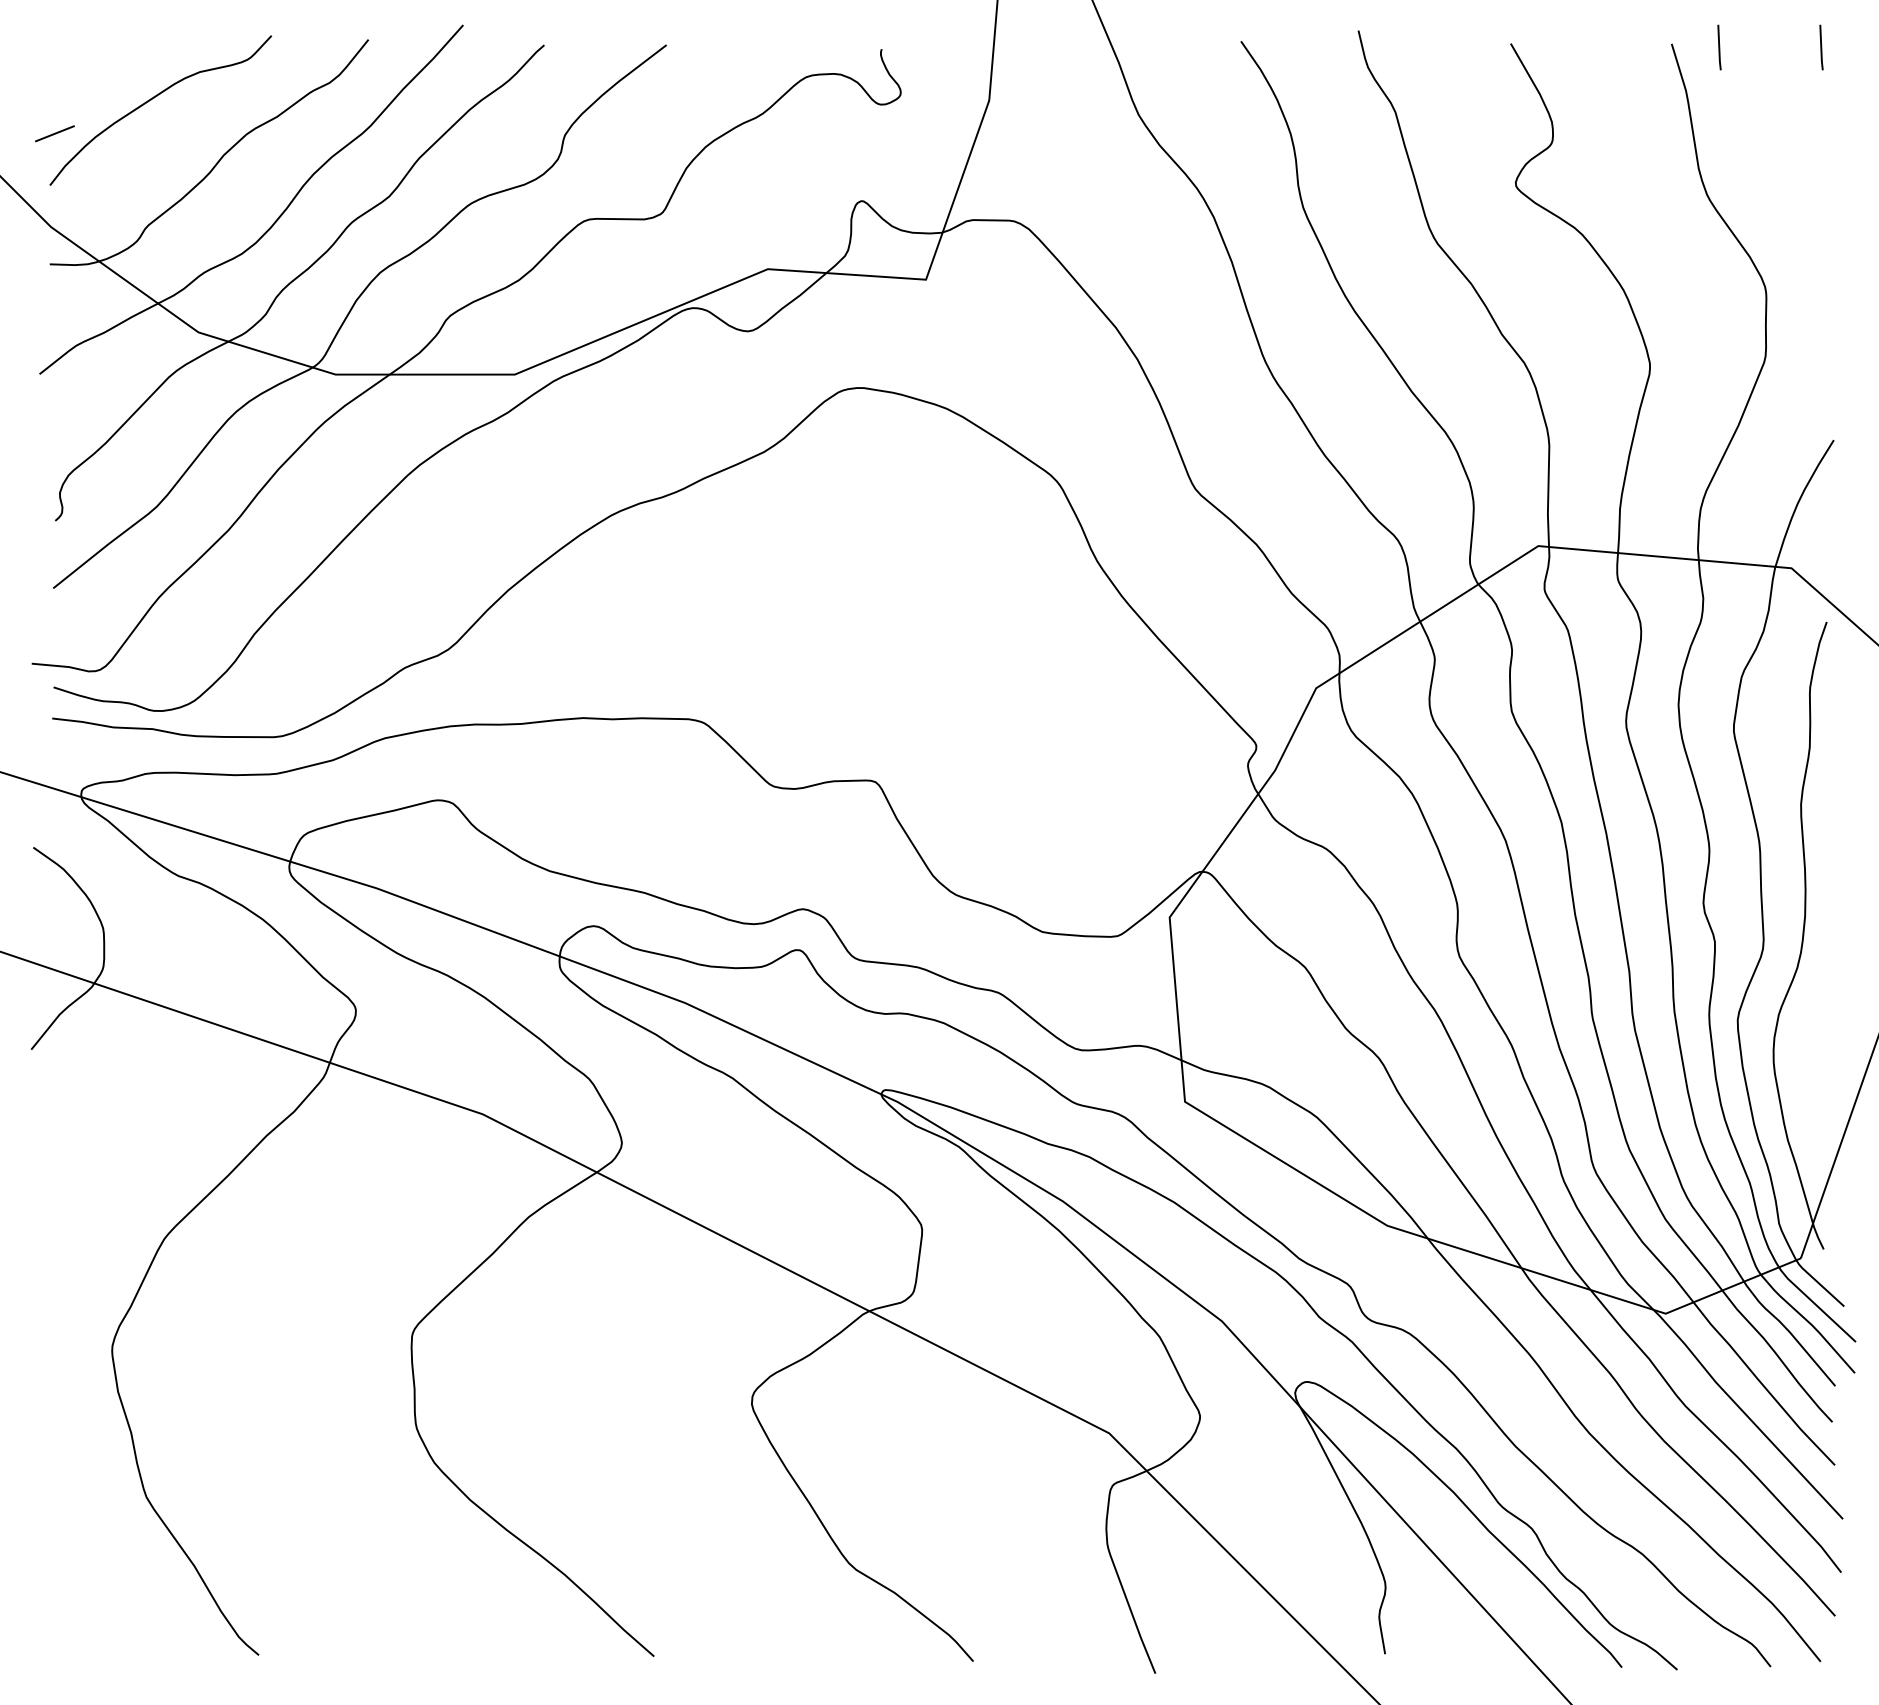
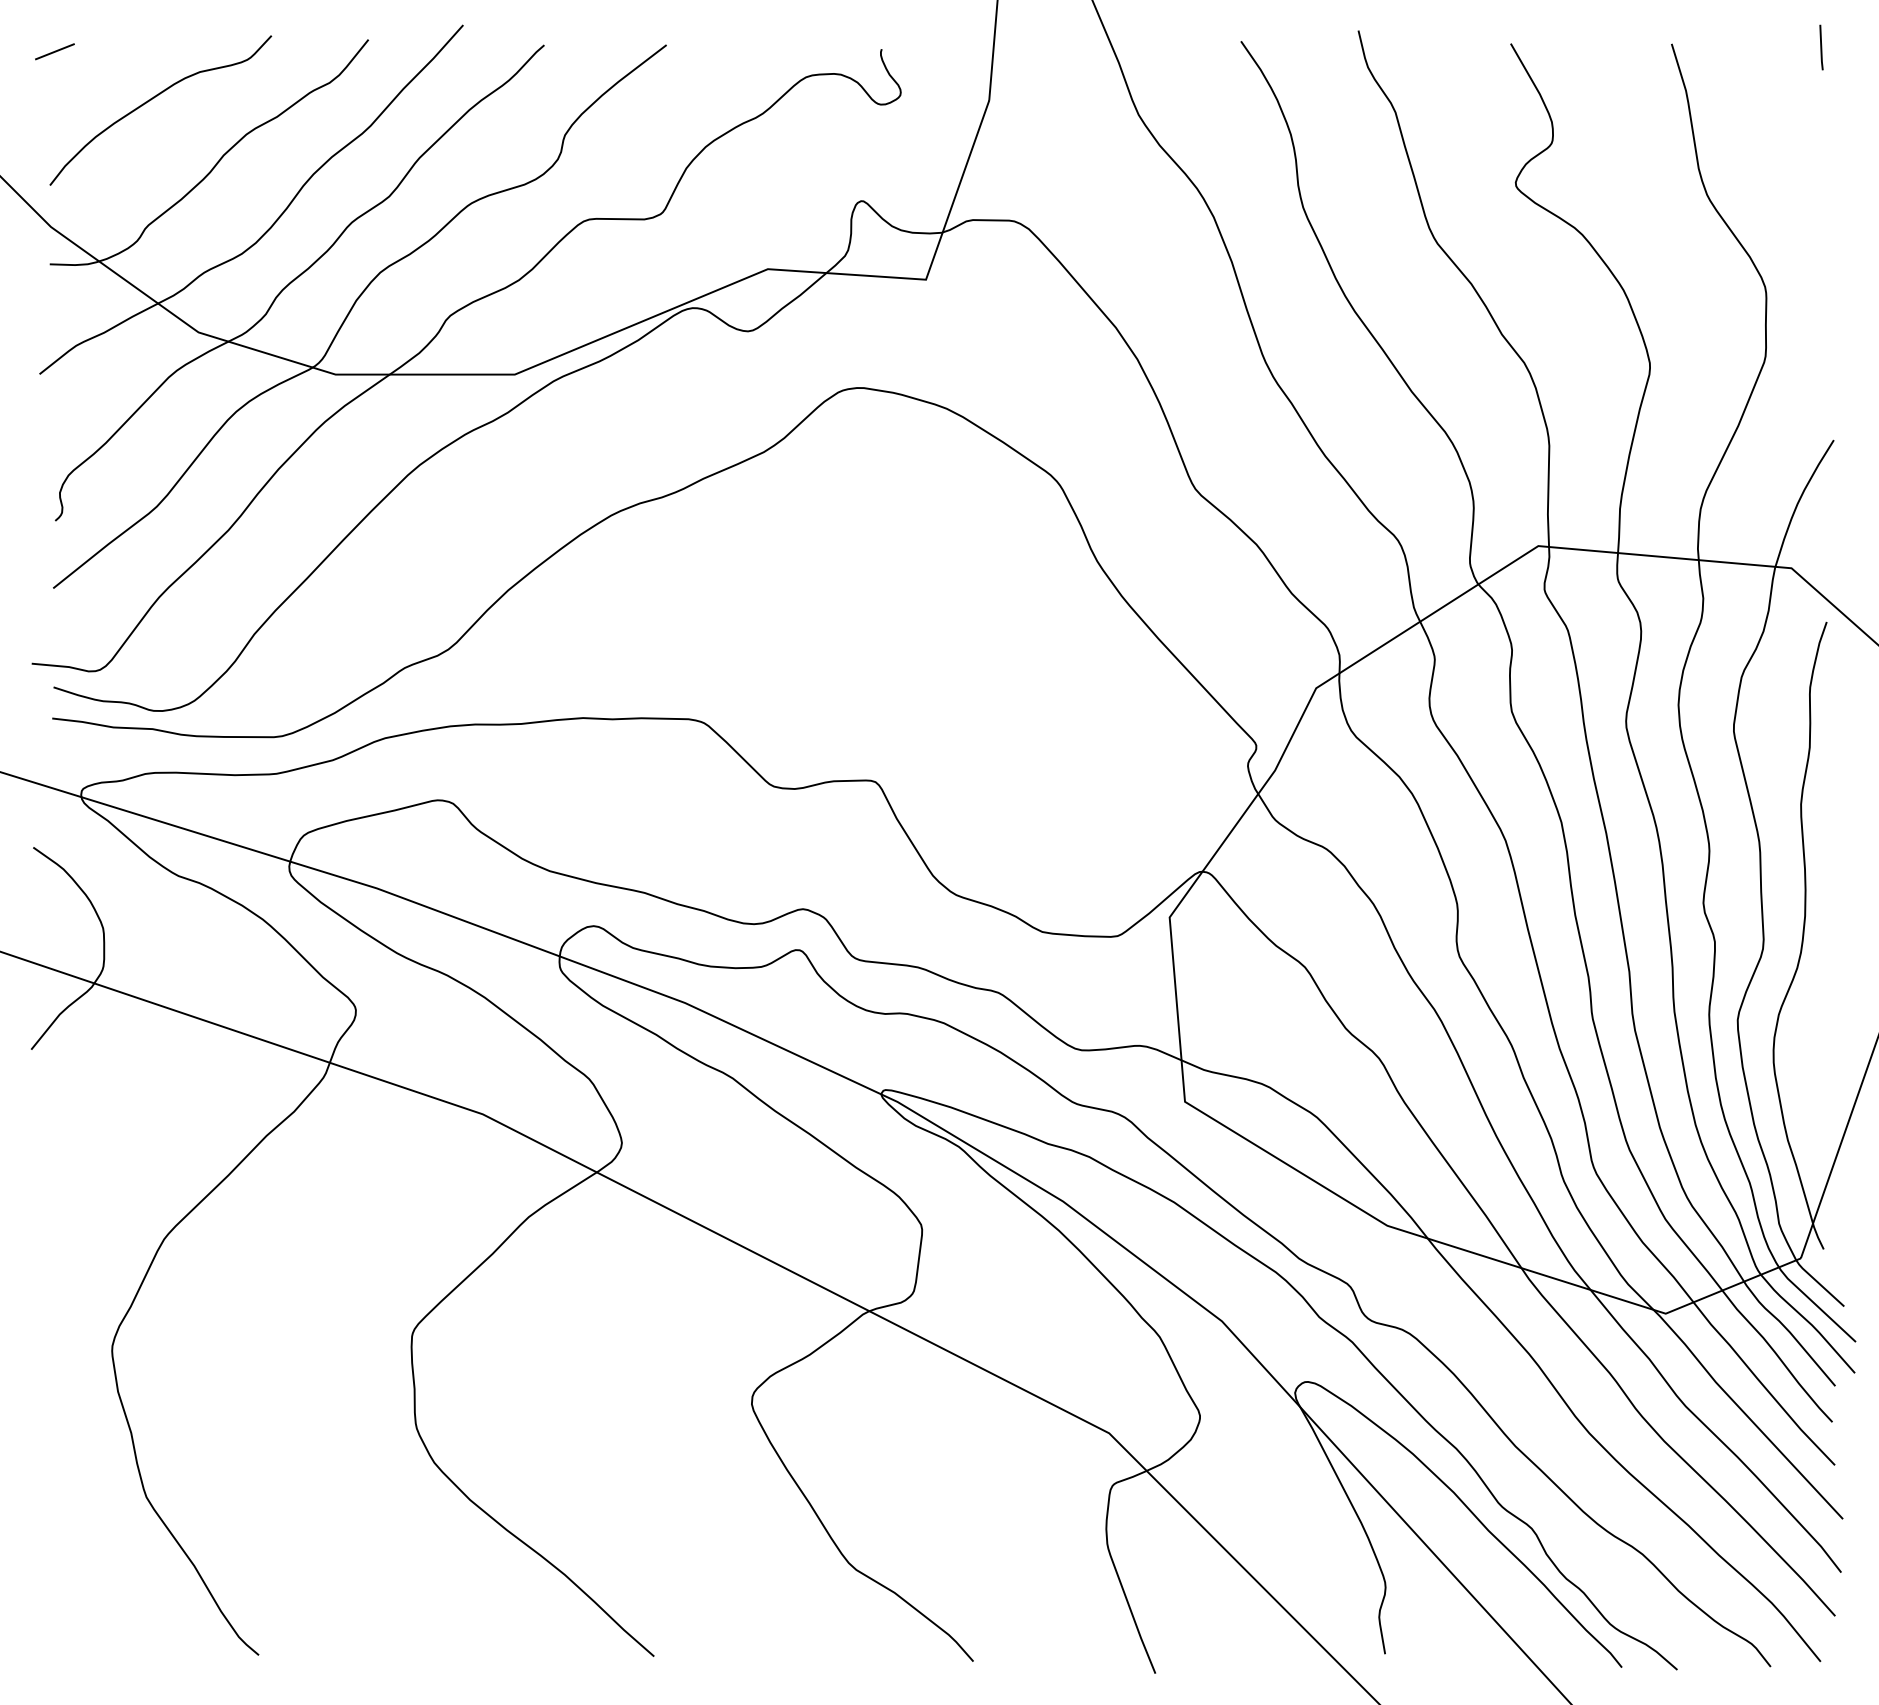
line: present -> none (1719, 47)
line position: (54, 133) -> (54, 51) (54, 51)
